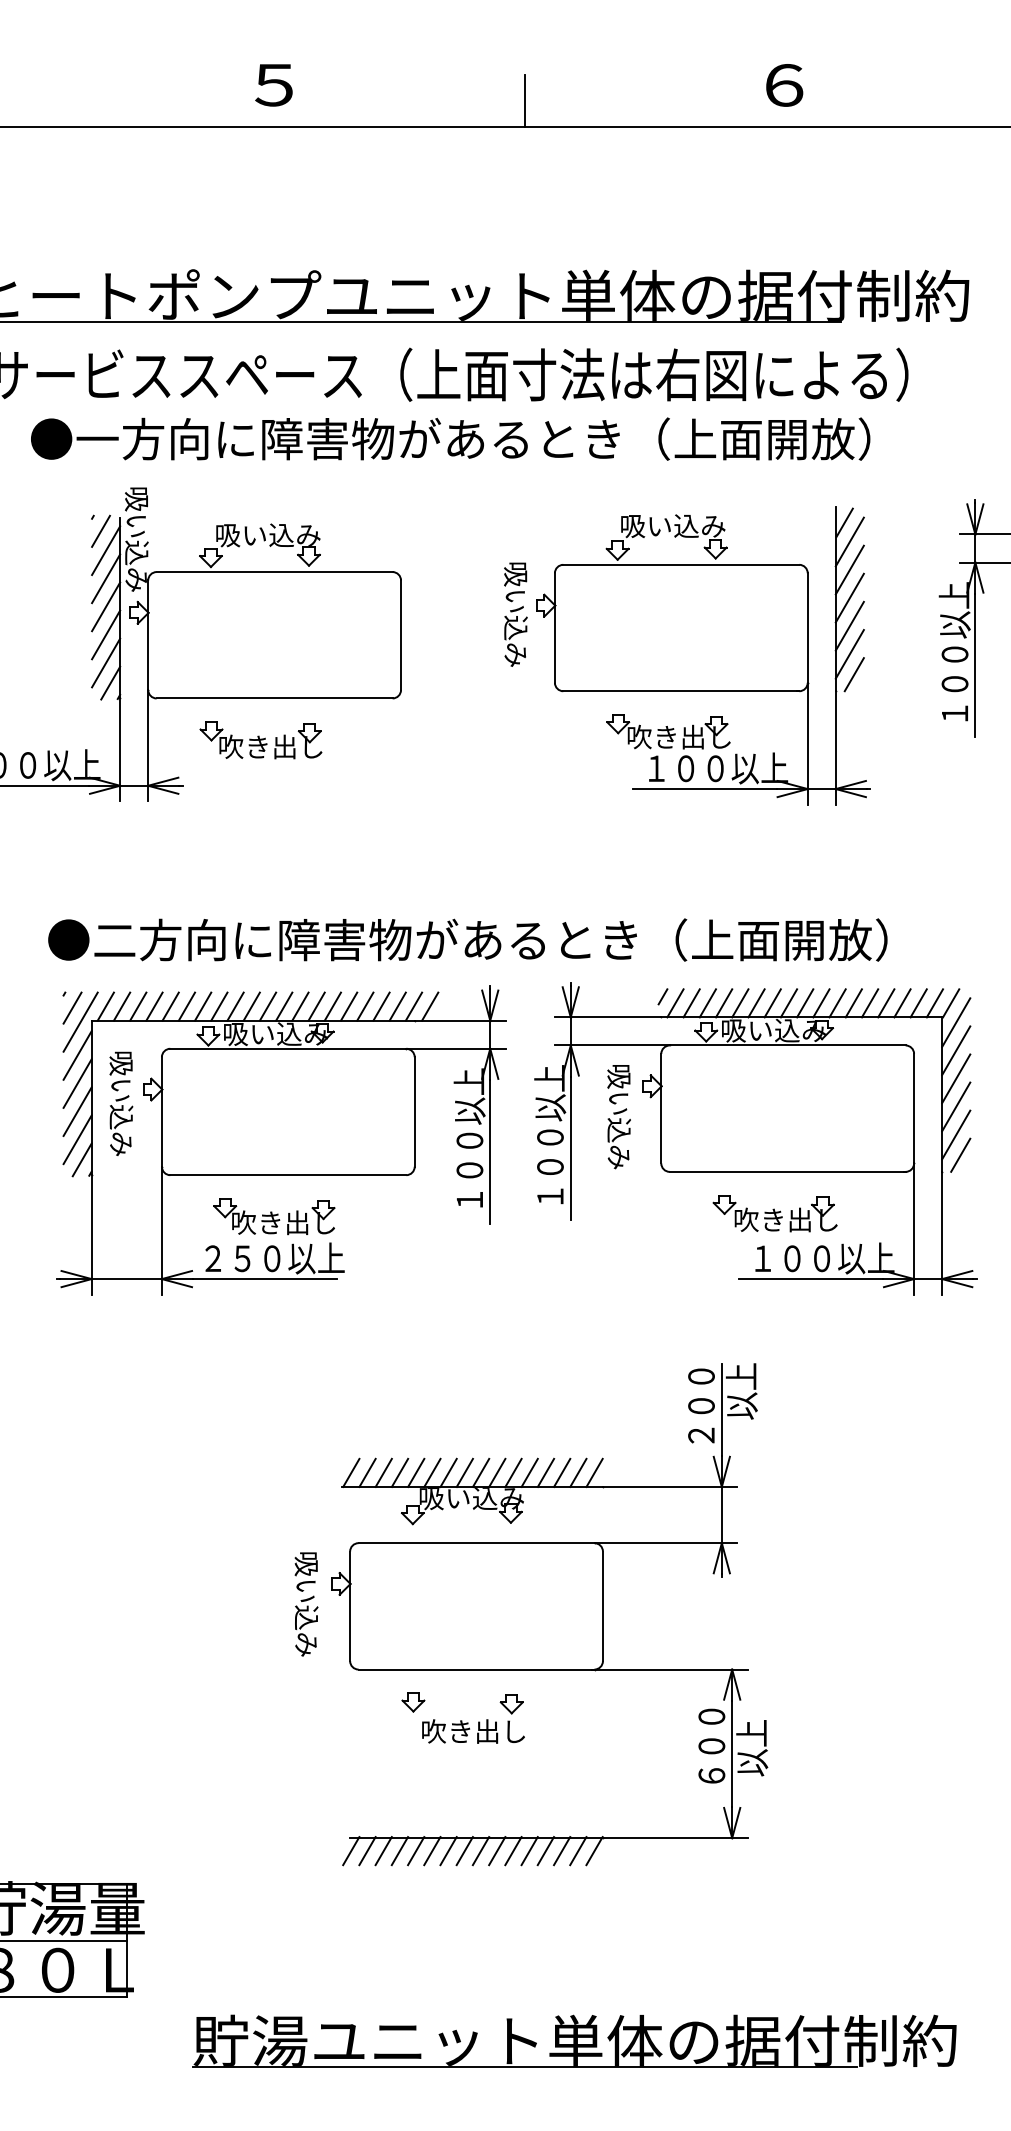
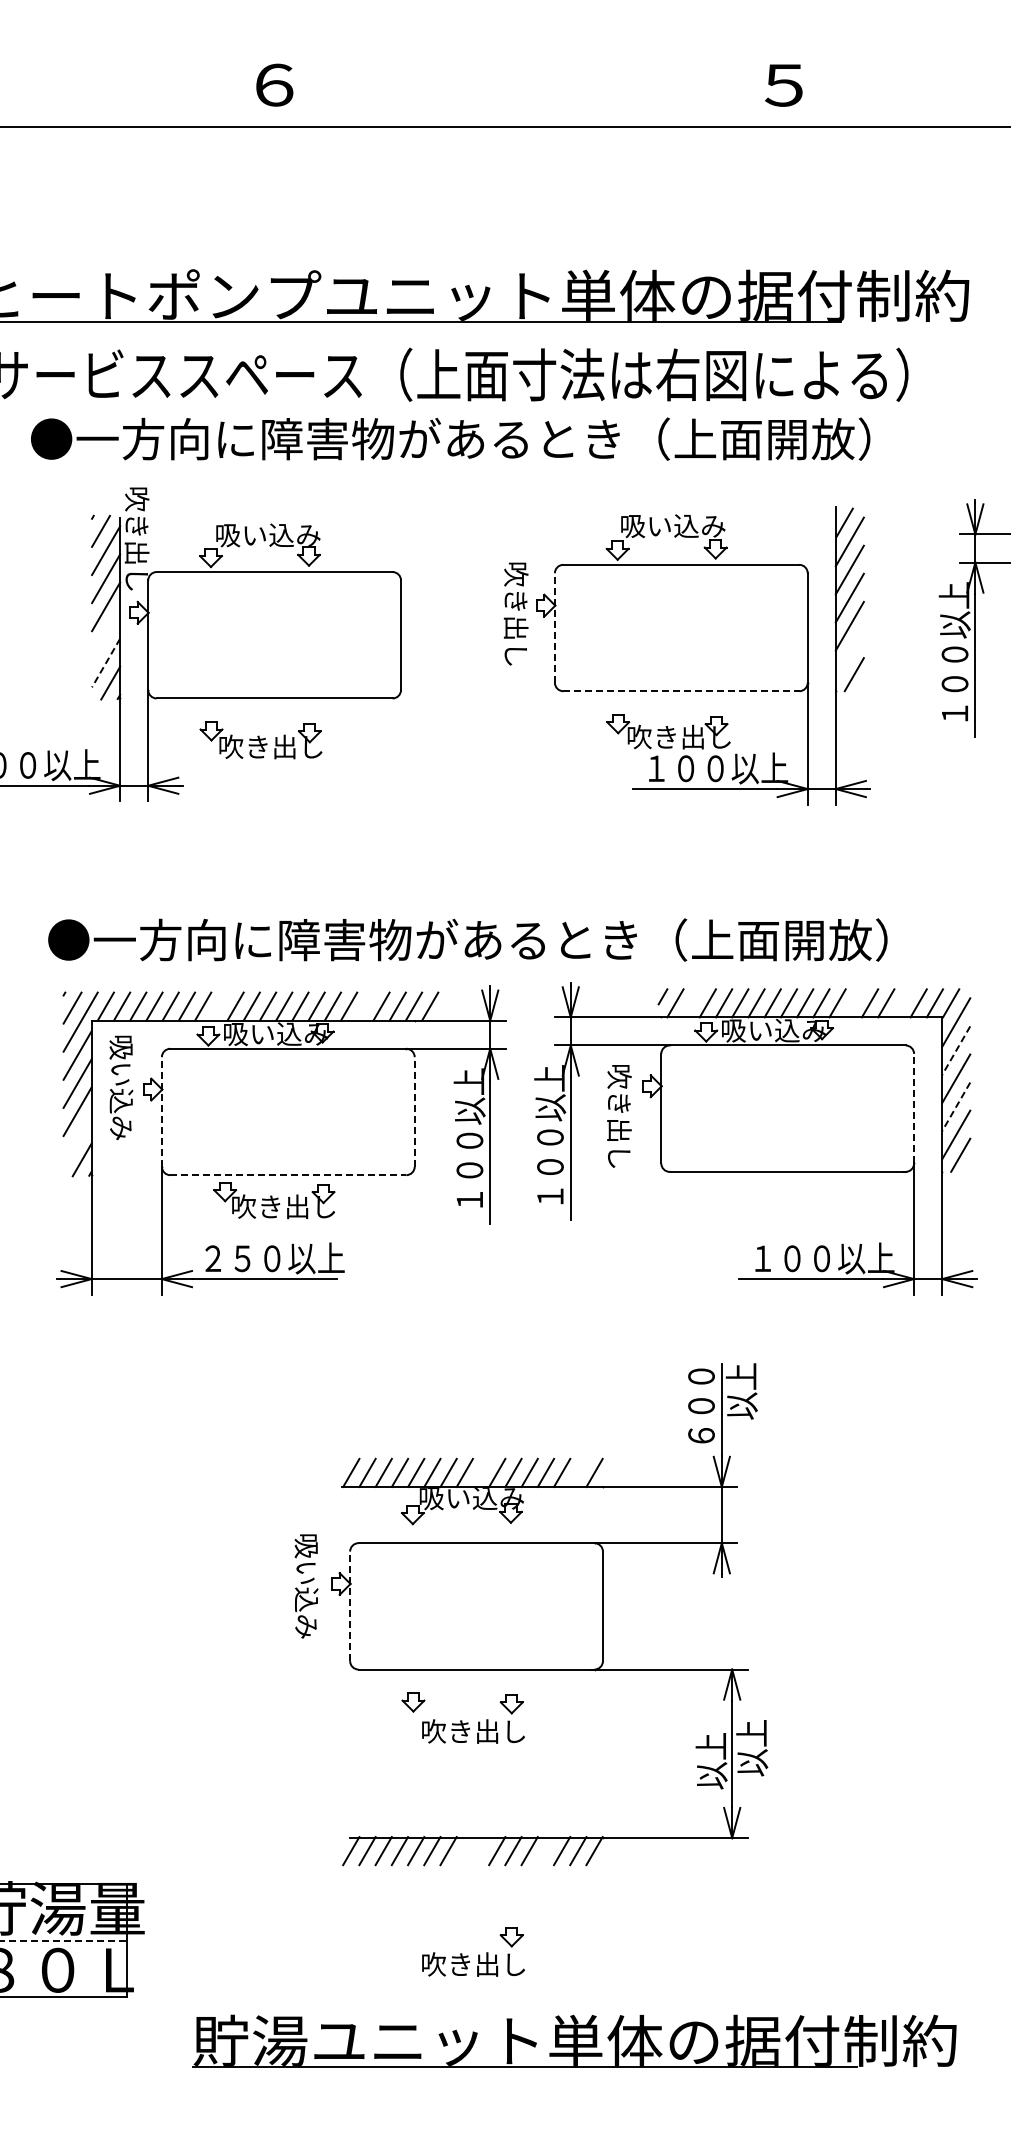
text: ５ -> ６ (274, 84)
text: ６ -> ５ (784, 85)
line: present -> none (525, 101)
text: 吸い込み -> 吹き出し (136, 539)
text: 吸い込み -> 吹き出し (515, 614)
line: solid -> dashed (554, 628)
line: present -> none (106, 634)
line: present -> none (849, 654)
line: solid -> dashed (105, 663)
line: solid -> dashed (681, 691)
text: ●二方向に障害物があるとき（上面開放） -> ●一方向に障害物があるとき（上面開放） (114, 940)
line: present -> none (691, 1003)
line: present -> none (853, 1003)
line: present -> none (902, 1003)
line: present -> none (219, 1006)
line: present -> none (365, 1006)
line: solid -> dashed (955, 1051)
text position: (121, 1103) -> (121, 1087) (121, 1087)
line: solid -> dashed (955, 1107)
line: solid -> dashed (914, 1108)
line: solid -> dashed (161, 1111)
line: solid -> dashed (414, 1111)
text: 吸い込み -> 吹き出し (619, 1117)
line: present -> none (77, 1139)
line: solid -> dashed (288, 1175)
part: present -> none (774, 1213)
part position: (274, 1216) -> (274, 1200) (274, 1200)
text: ２００ -> ６００ (701, 1435)
line: present -> none (480, 1472)
line: present -> none (578, 1472)
text position: (306, 1604) -> (306, 1586) (306, 1586)
line: solid -> dashed (350, 1606)
text: ６００ -> 以上 (711, 1748)
line: present -> none (464, 1851)
line: present -> none (480, 1851)
line: present -> none (545, 1851)
line: solid -> dashed (63, 1940)
part: none -> present (473, 1951)
